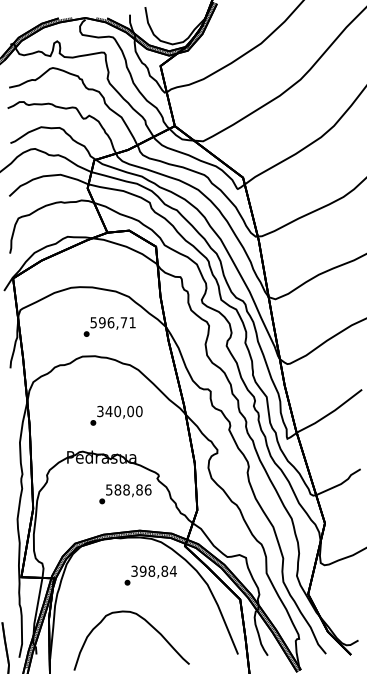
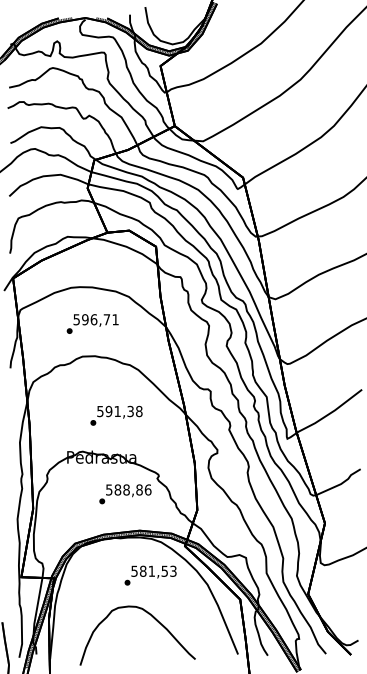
text position: (109, 326) -> (92, 323) (92, 323)
text: 340,00 -> 591,38 (119, 411)
text: 398,84 -> 581,53 (153, 570)
curve position: (147, 623) -> (153, 618) (153, 618)
